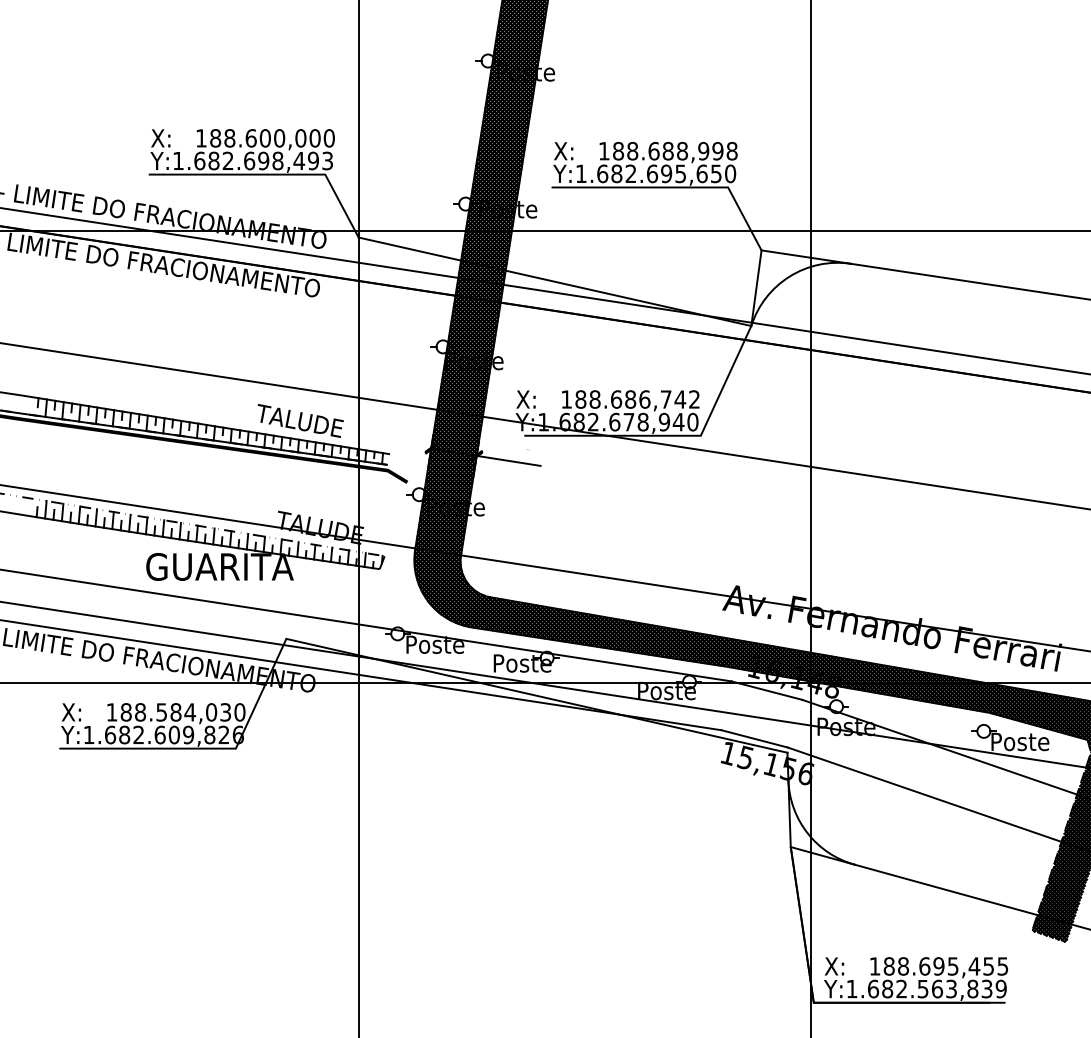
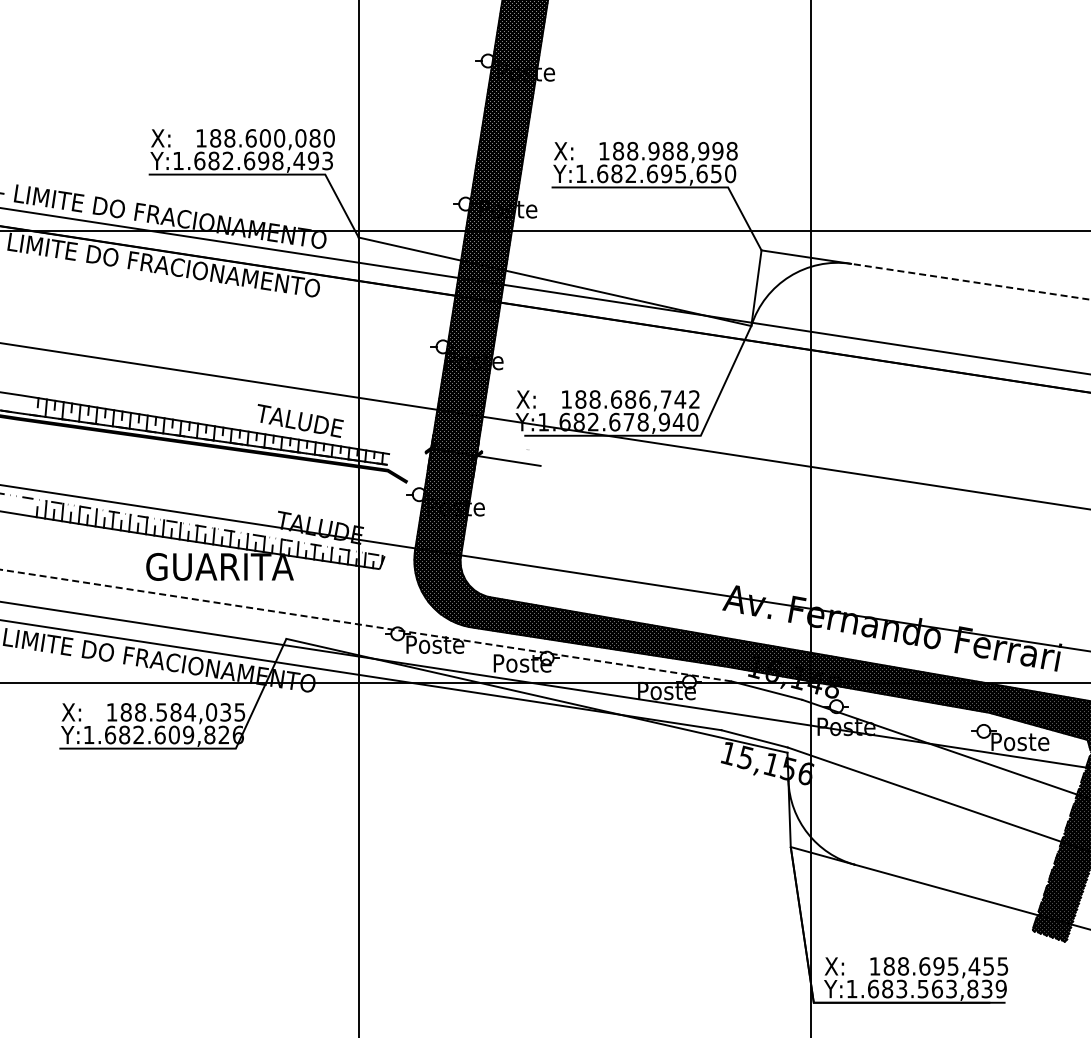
text: 188.600,000 -> 188.600,080 (314, 138)
text: 188.688,998 -> 188.988,998 (653, 150)
line: solid -> dashed (970, 281)
line: solid -> dashed (365, 625)
text: 188.584,030 -> 188.584,035 (239, 712)
text: Y:1.682.563,839 -> Y:1.683.563,839 (901, 989)
